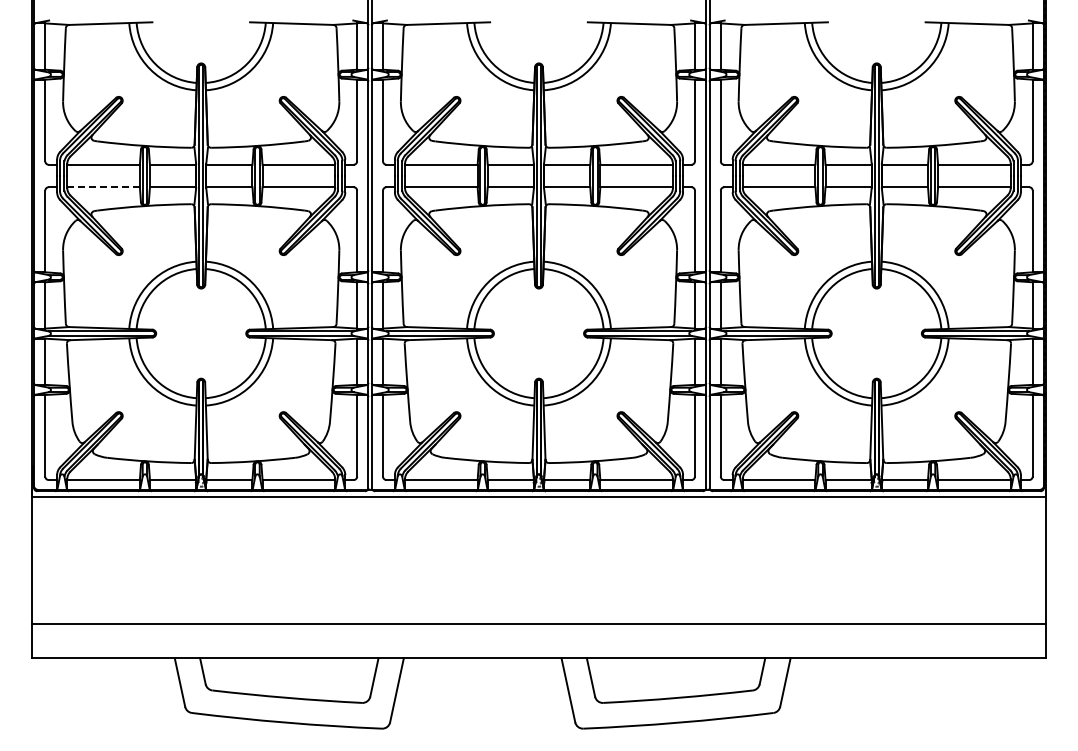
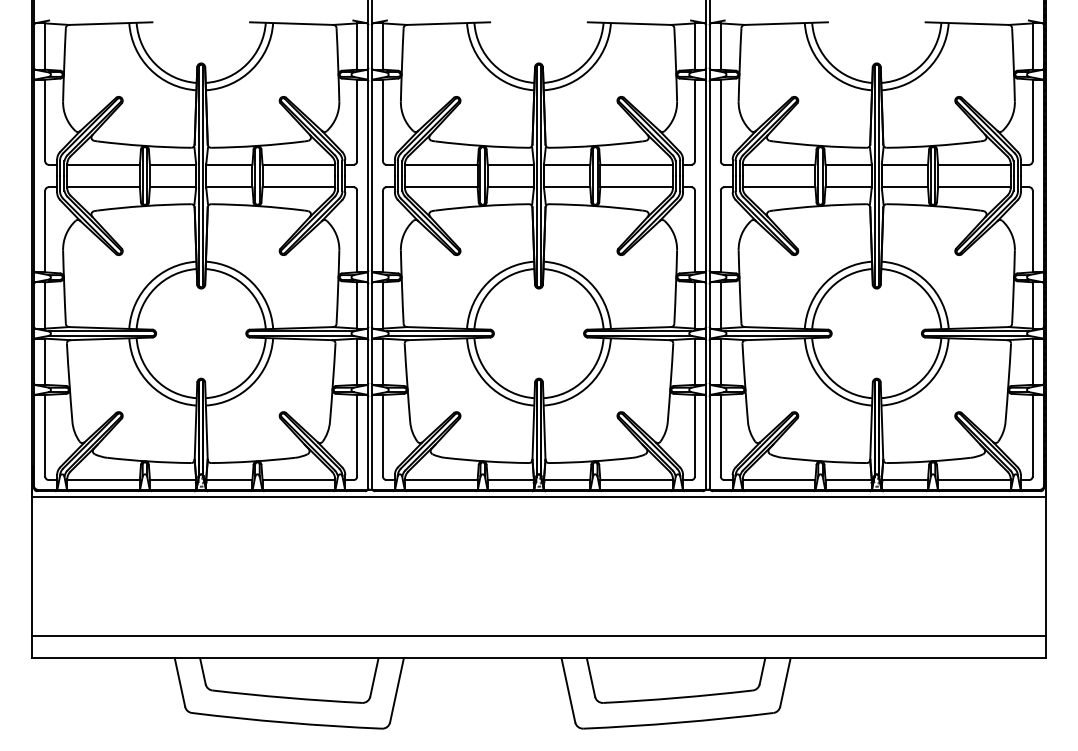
line: dashed -> solid (104, 187)
line position: (538, 623) -> (538, 635) (538, 635)
